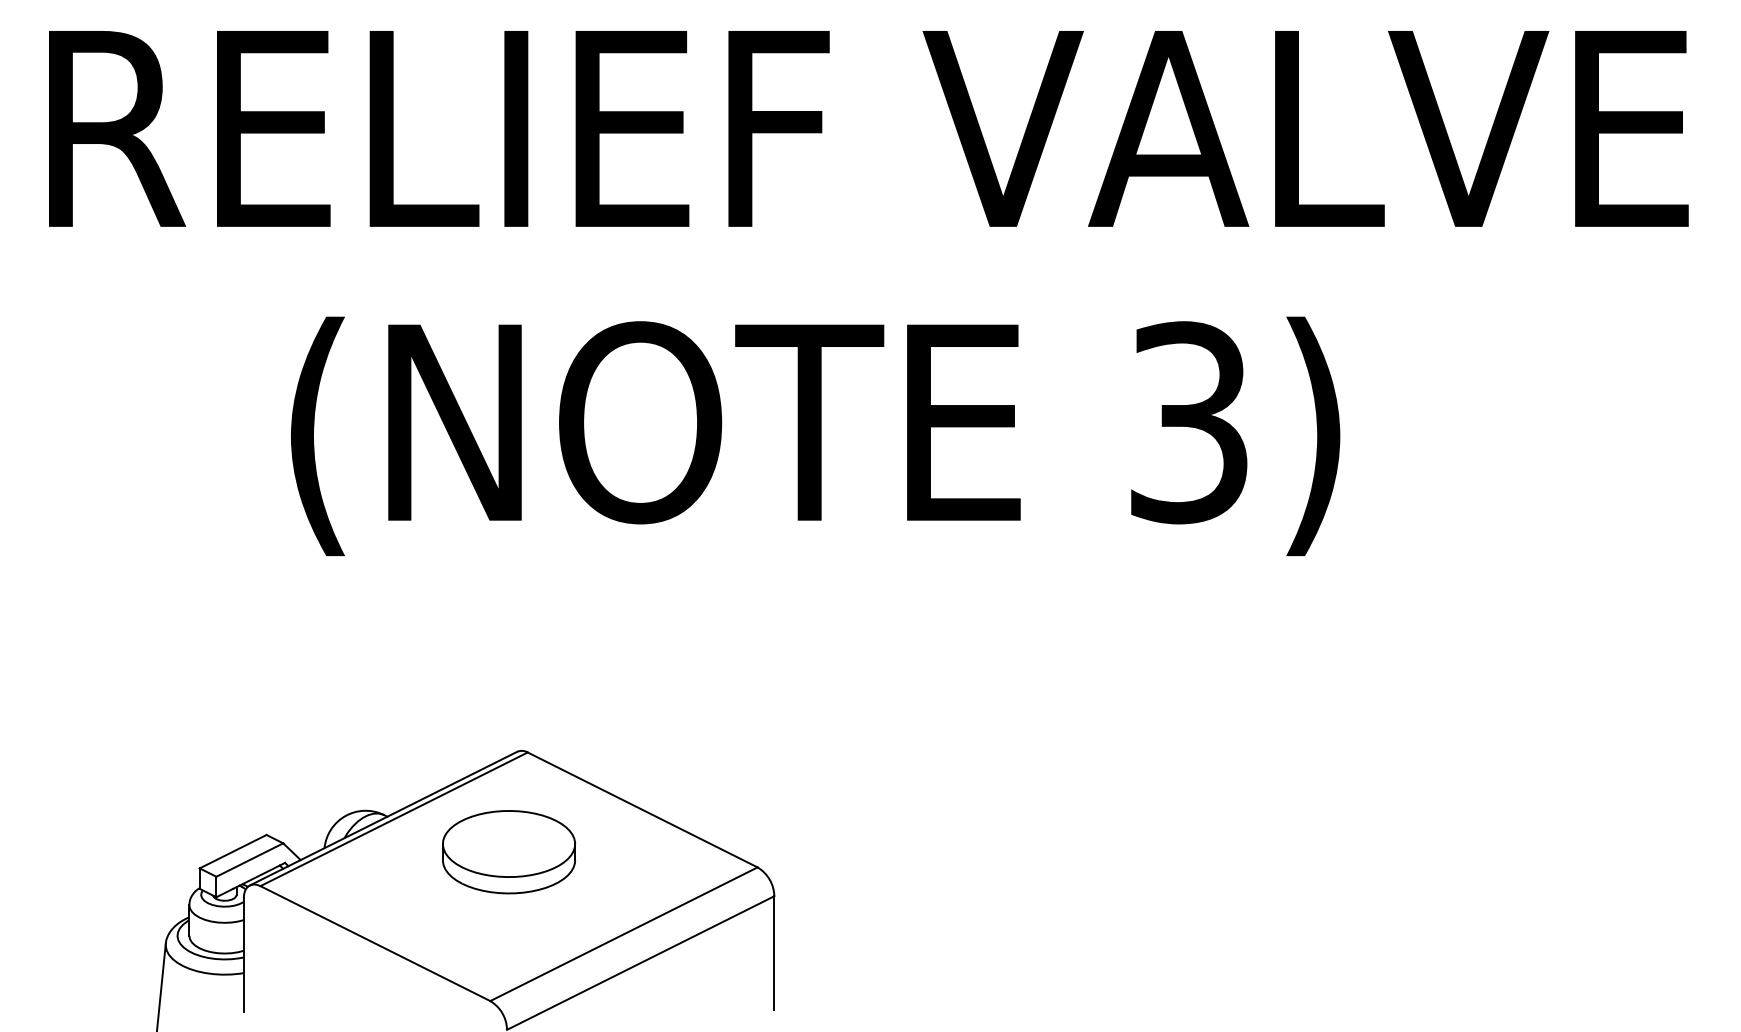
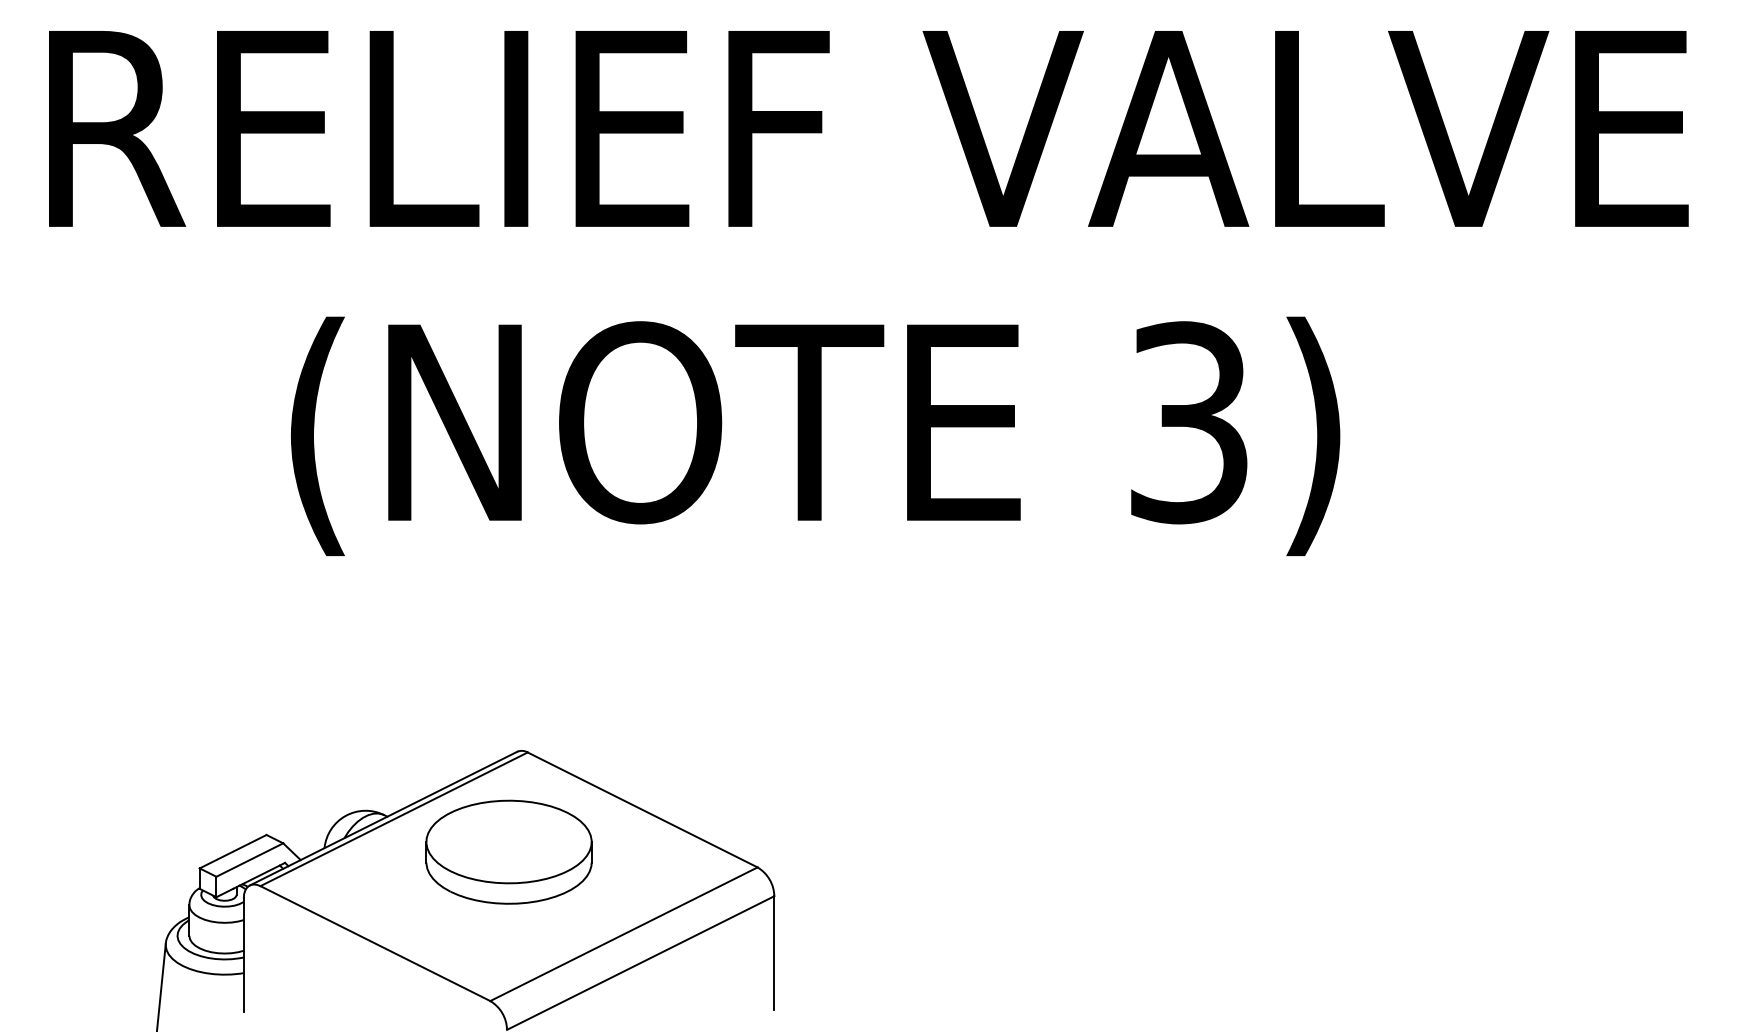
part size: 134x85 px -> 168x106 px (508, 851)
